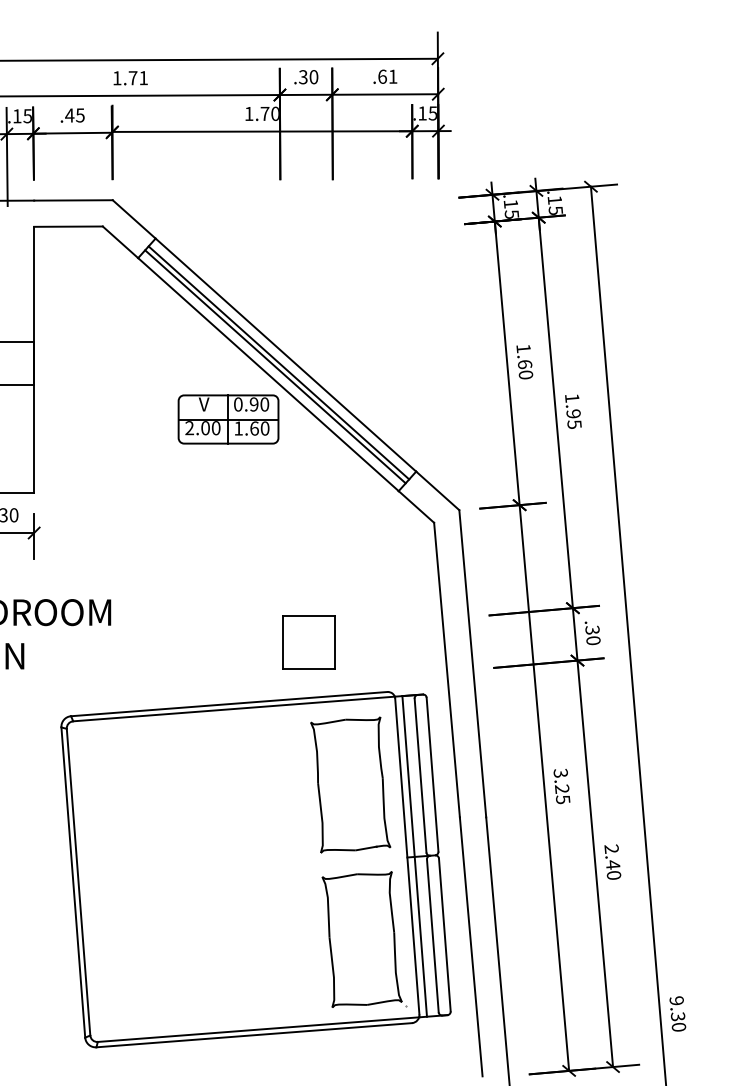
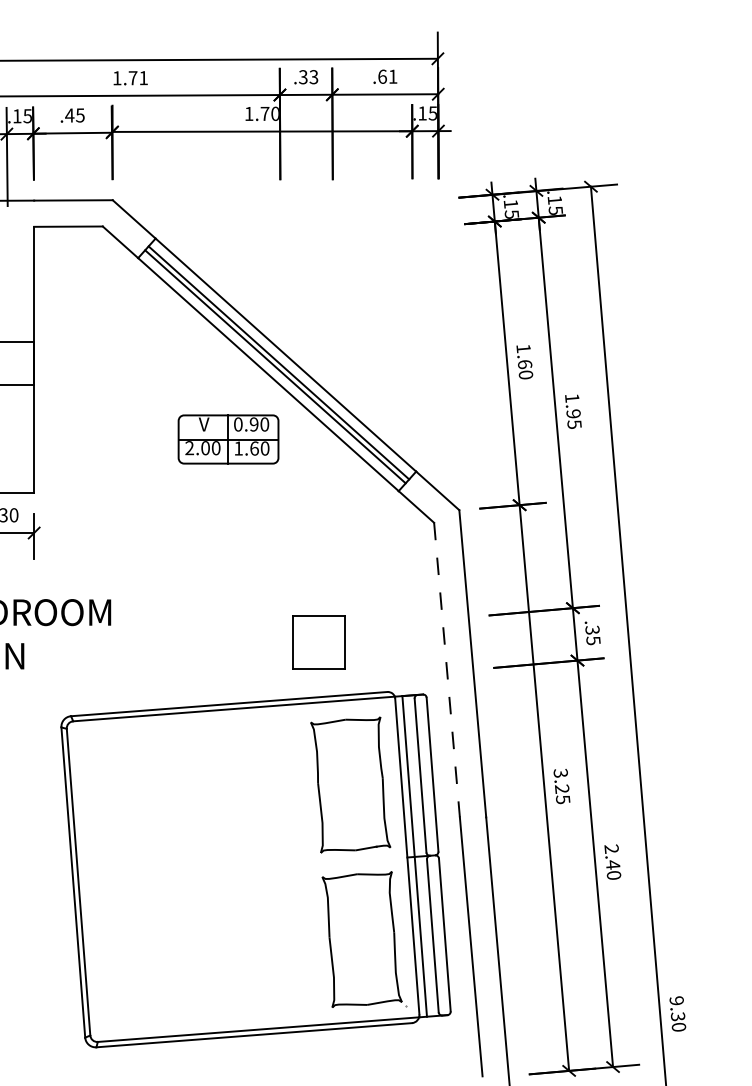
text: .30 -> .33 (313, 77)
part position: (228, 419) -> (228, 439) (228, 439)
text: .30 -> .35 (593, 640)
part position: (308, 642) -> (318, 642) (318, 642)
line: solid -> dashed (447, 670)
